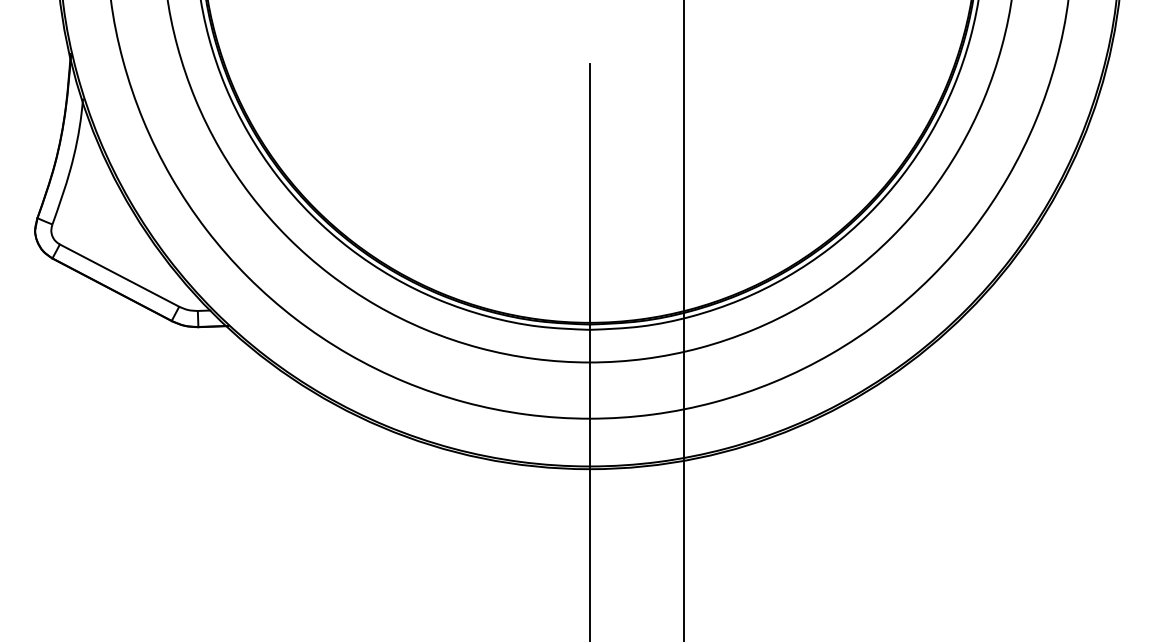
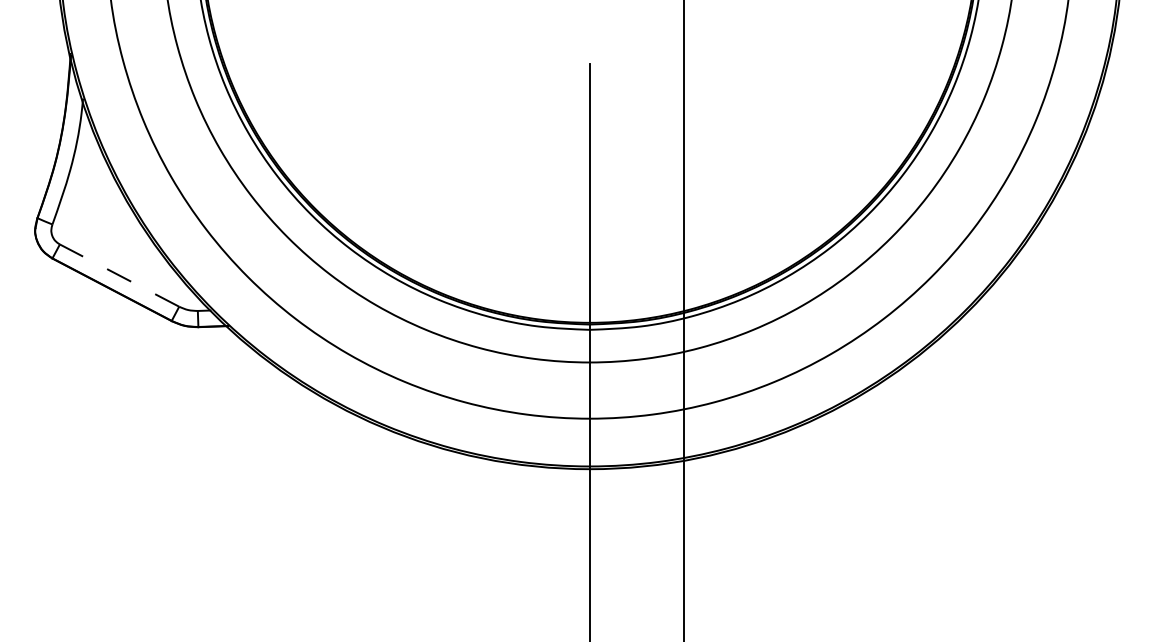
line: solid -> dashed (119, 275)
